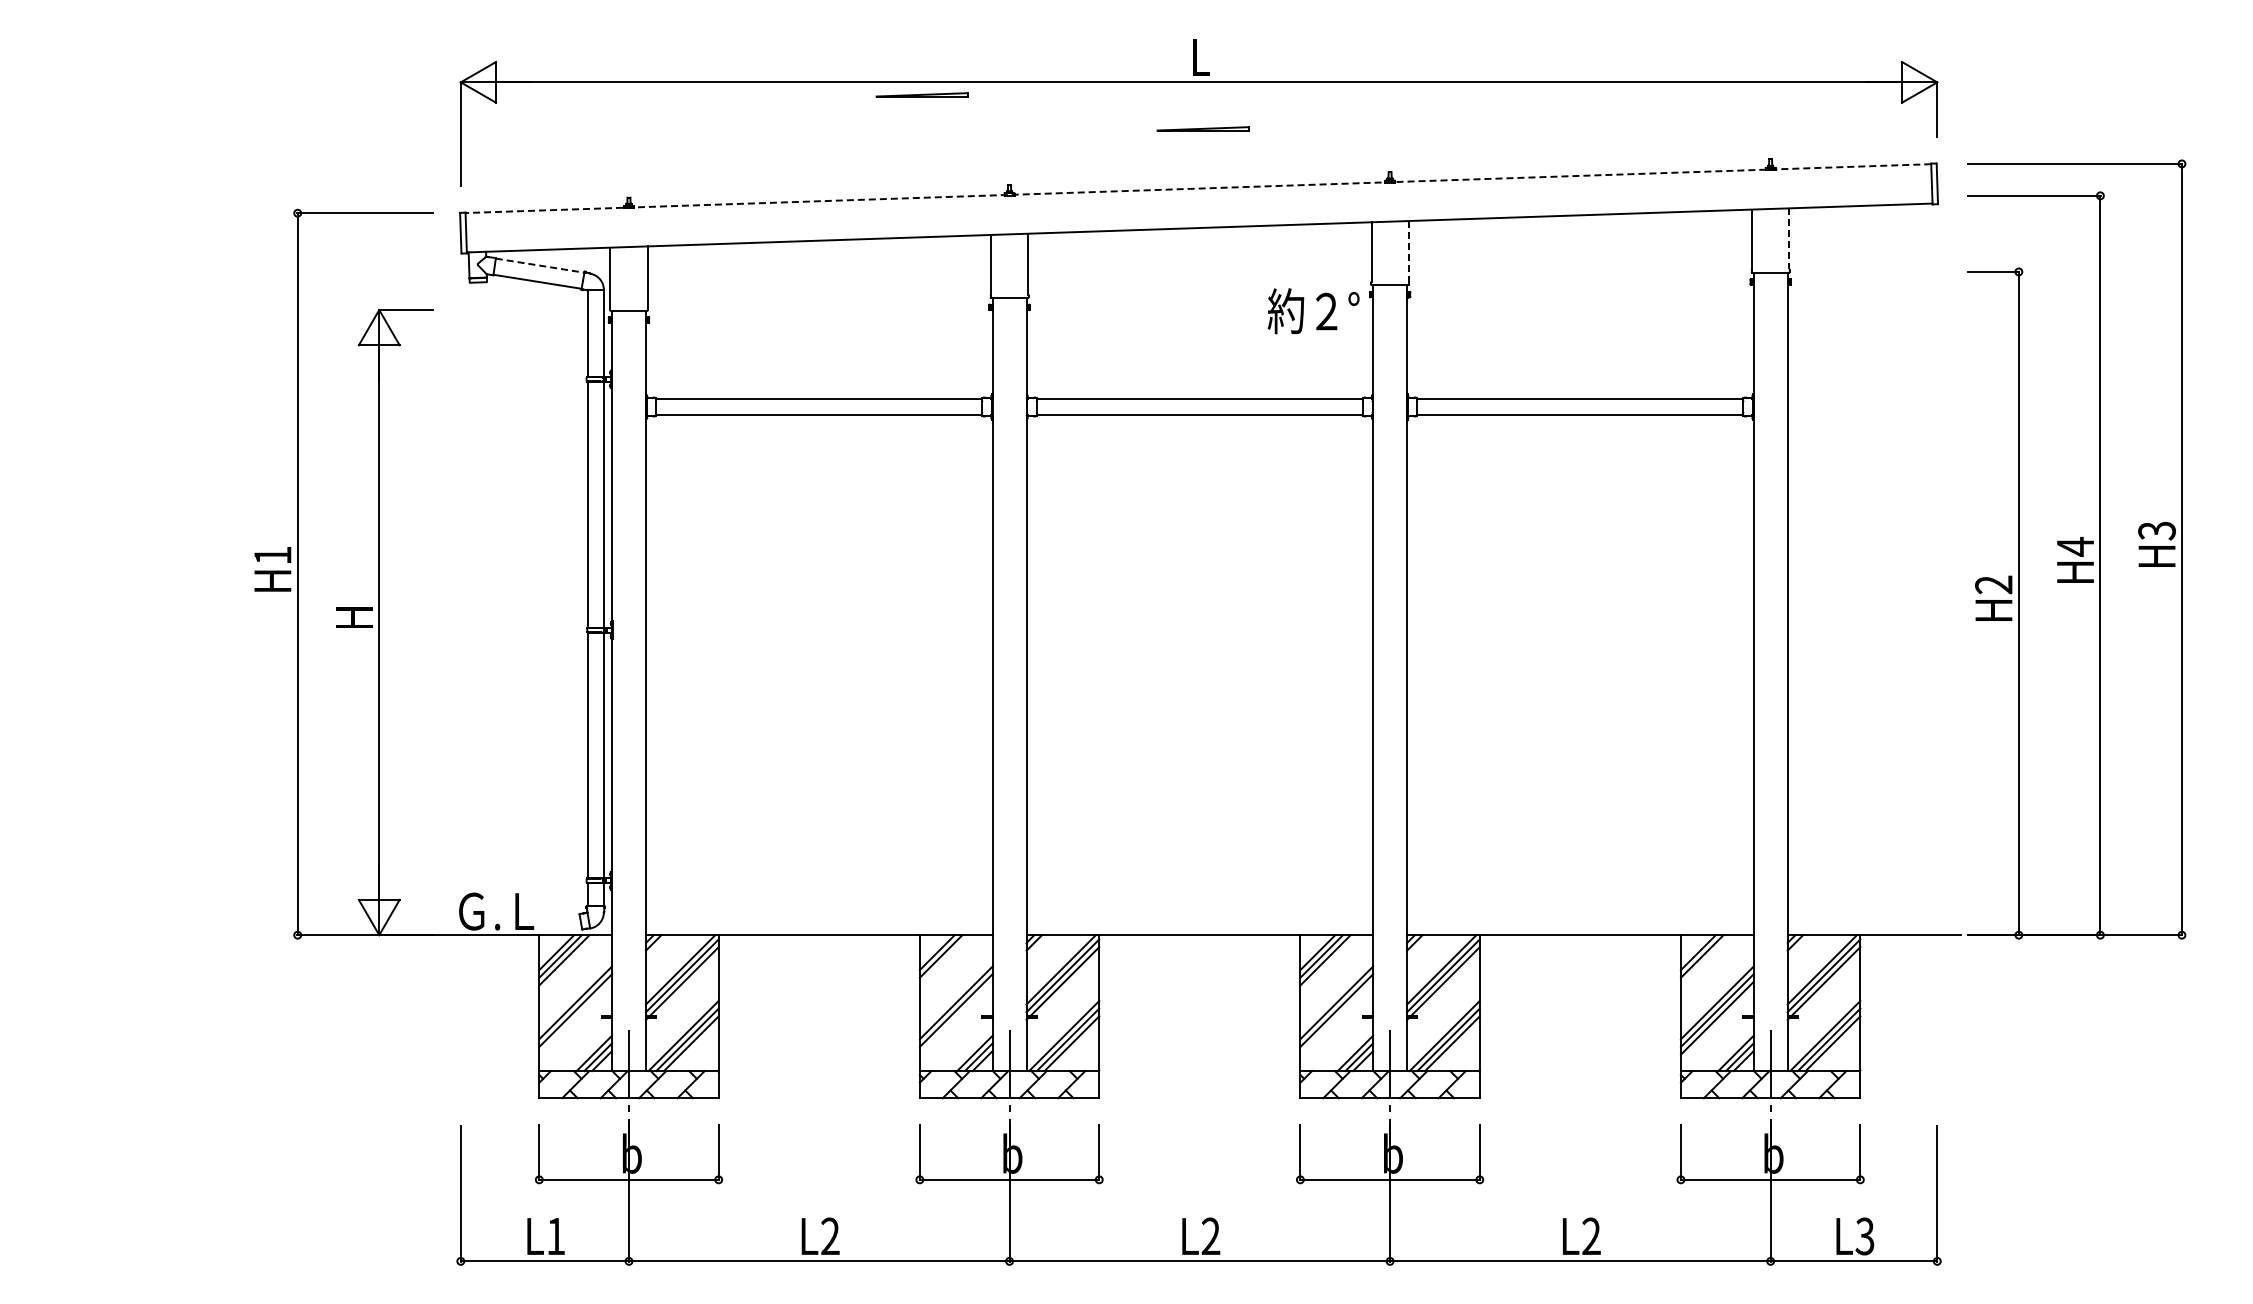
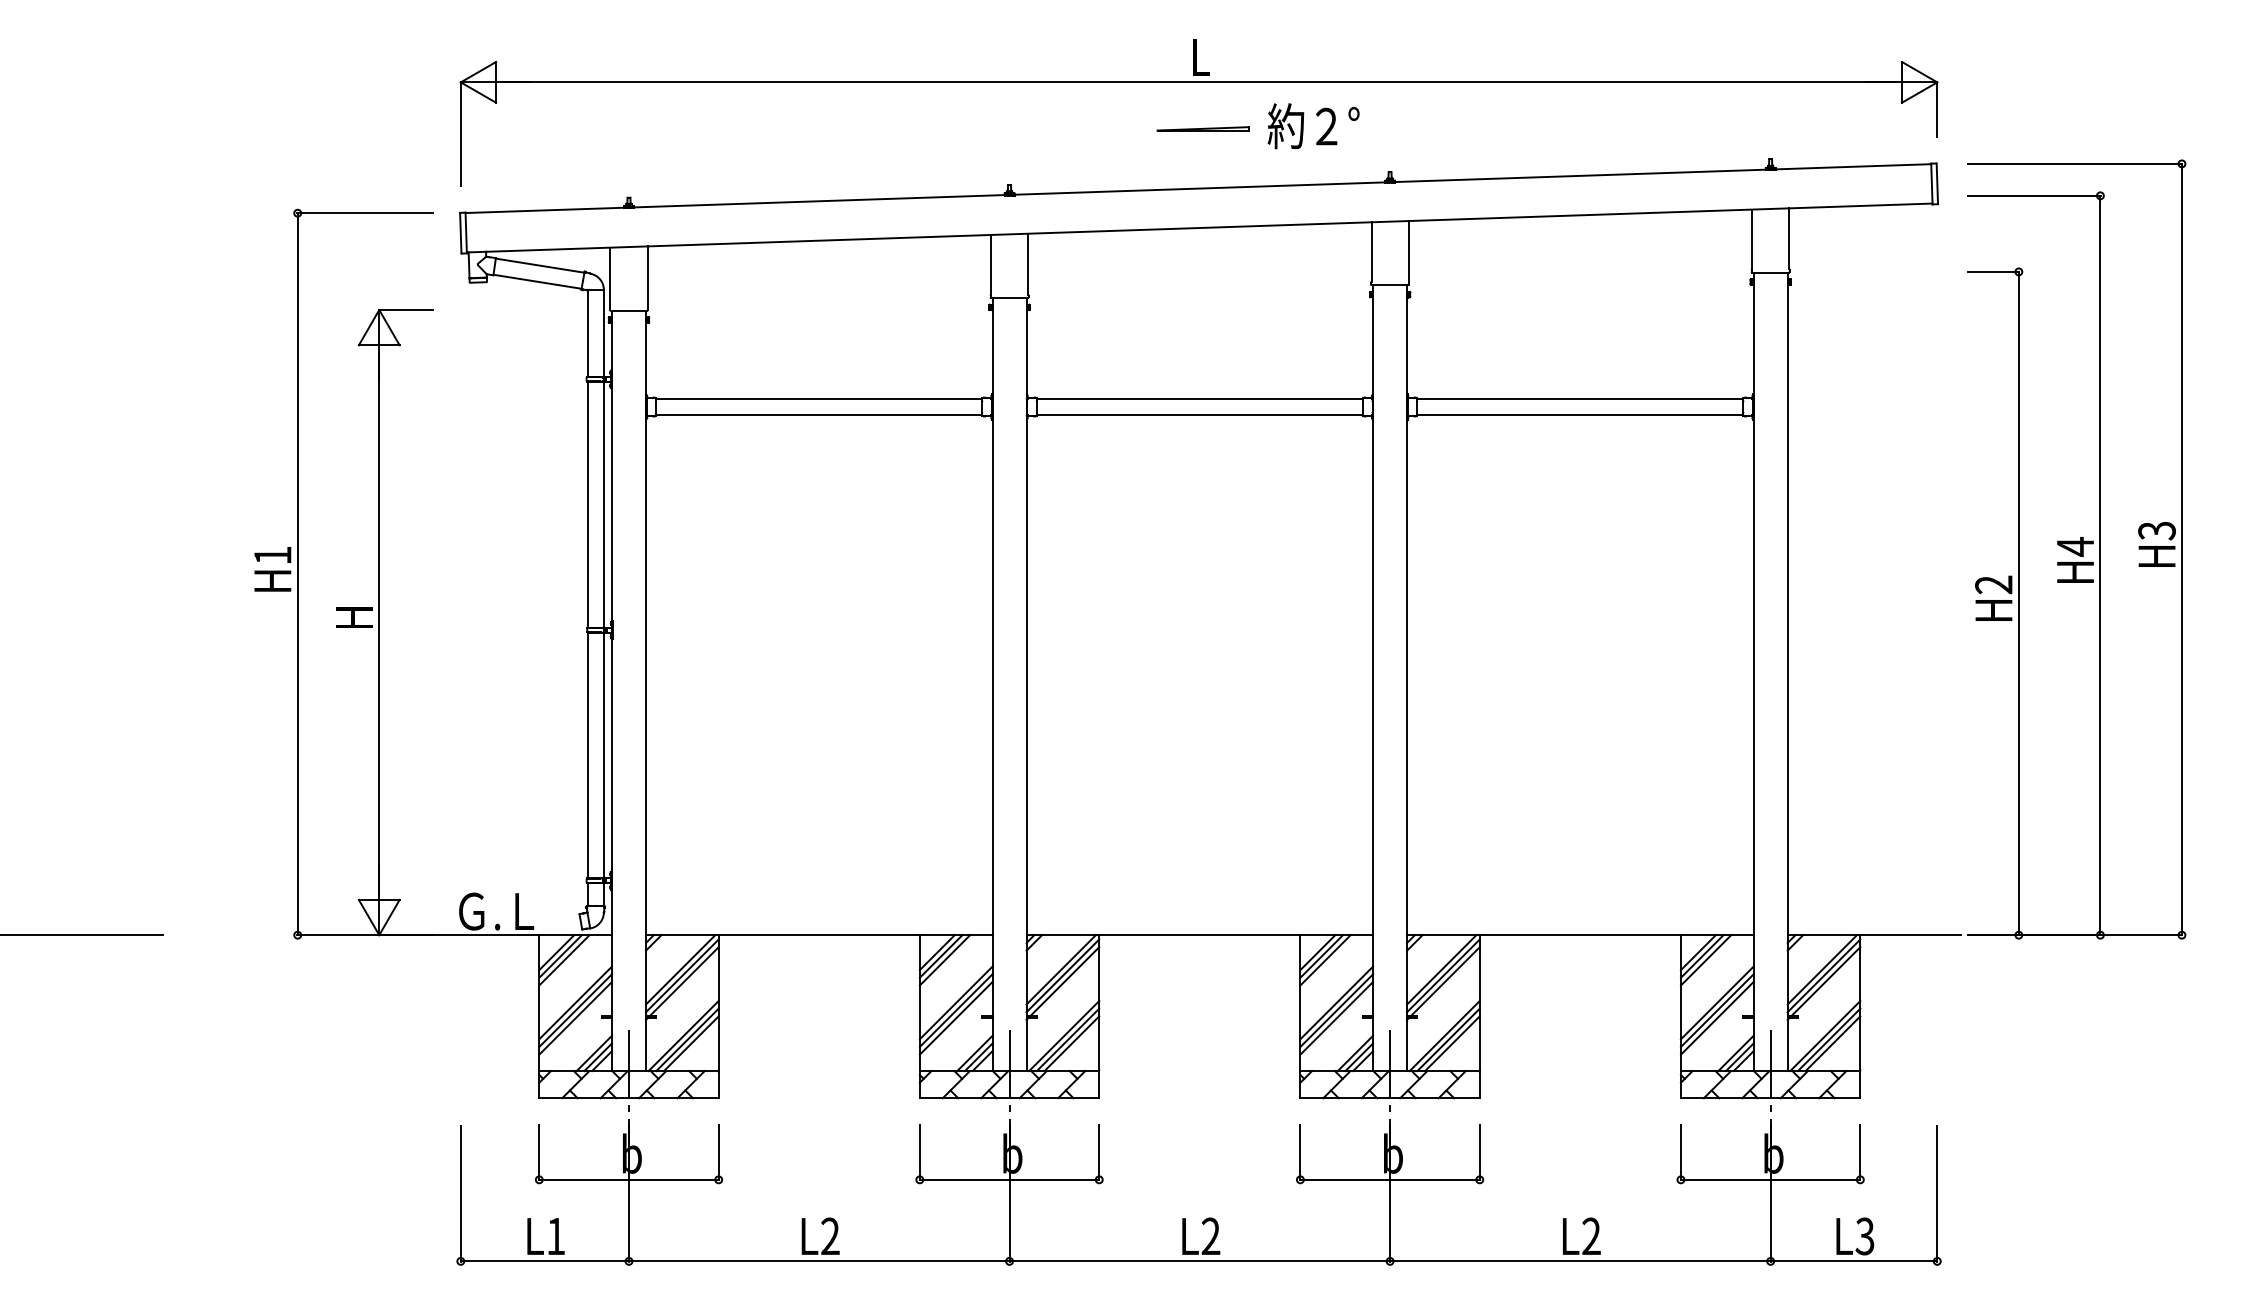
part: present -> none (921, 94)
line: dashed -> solid (1197, 188)
line: dashed -> solid (1789, 239)
line: dashed -> solid (1408, 252)
line: dashed -> solid (540, 265)
text position: (1313, 311) -> (1313, 126) (1313, 126)
line: none -> present (82, 935)
line: none -> present (944, 960)
line: none -> present (1705, 960)
line: none -> present (575, 1017)
line: none -> present (955, 1017)
line: none -> present (1336, 1017)
